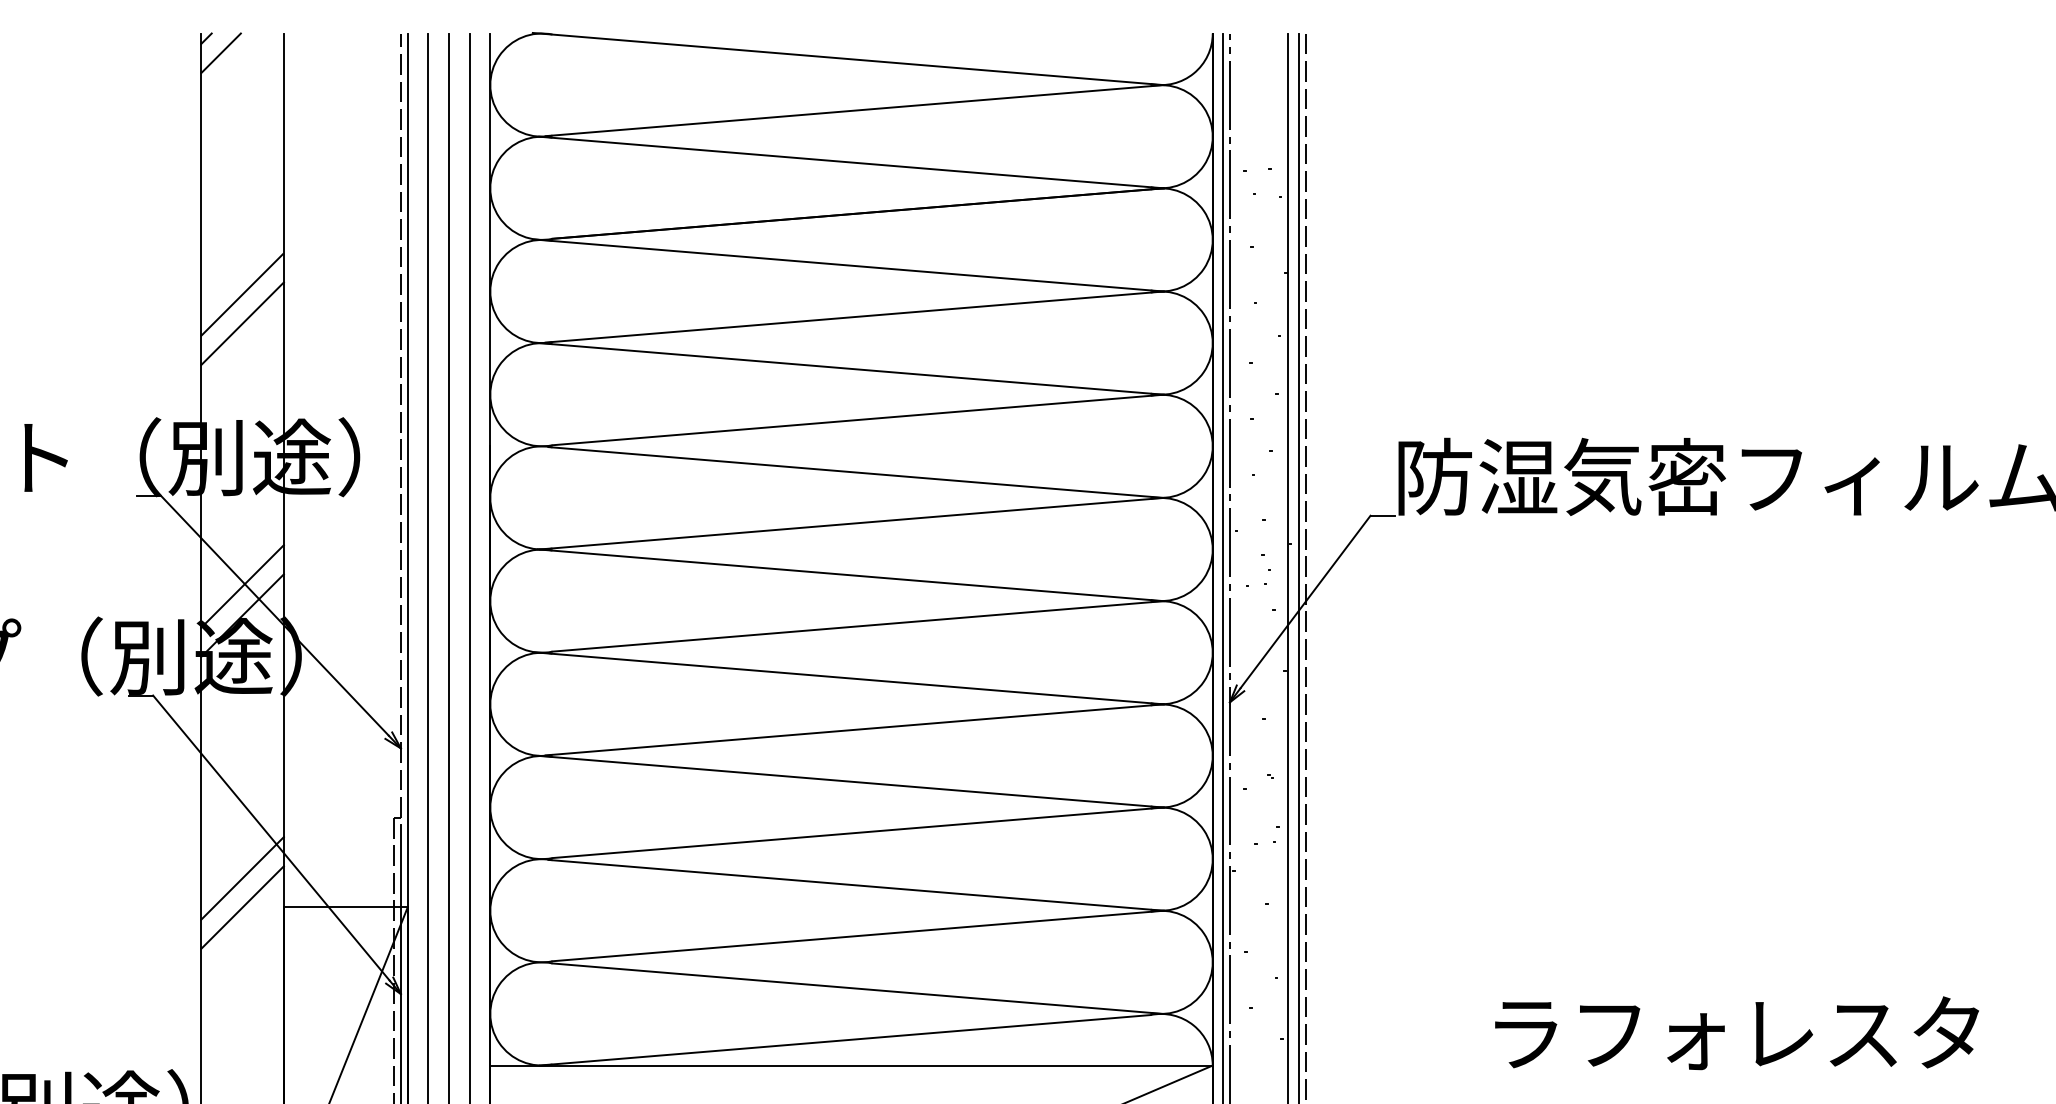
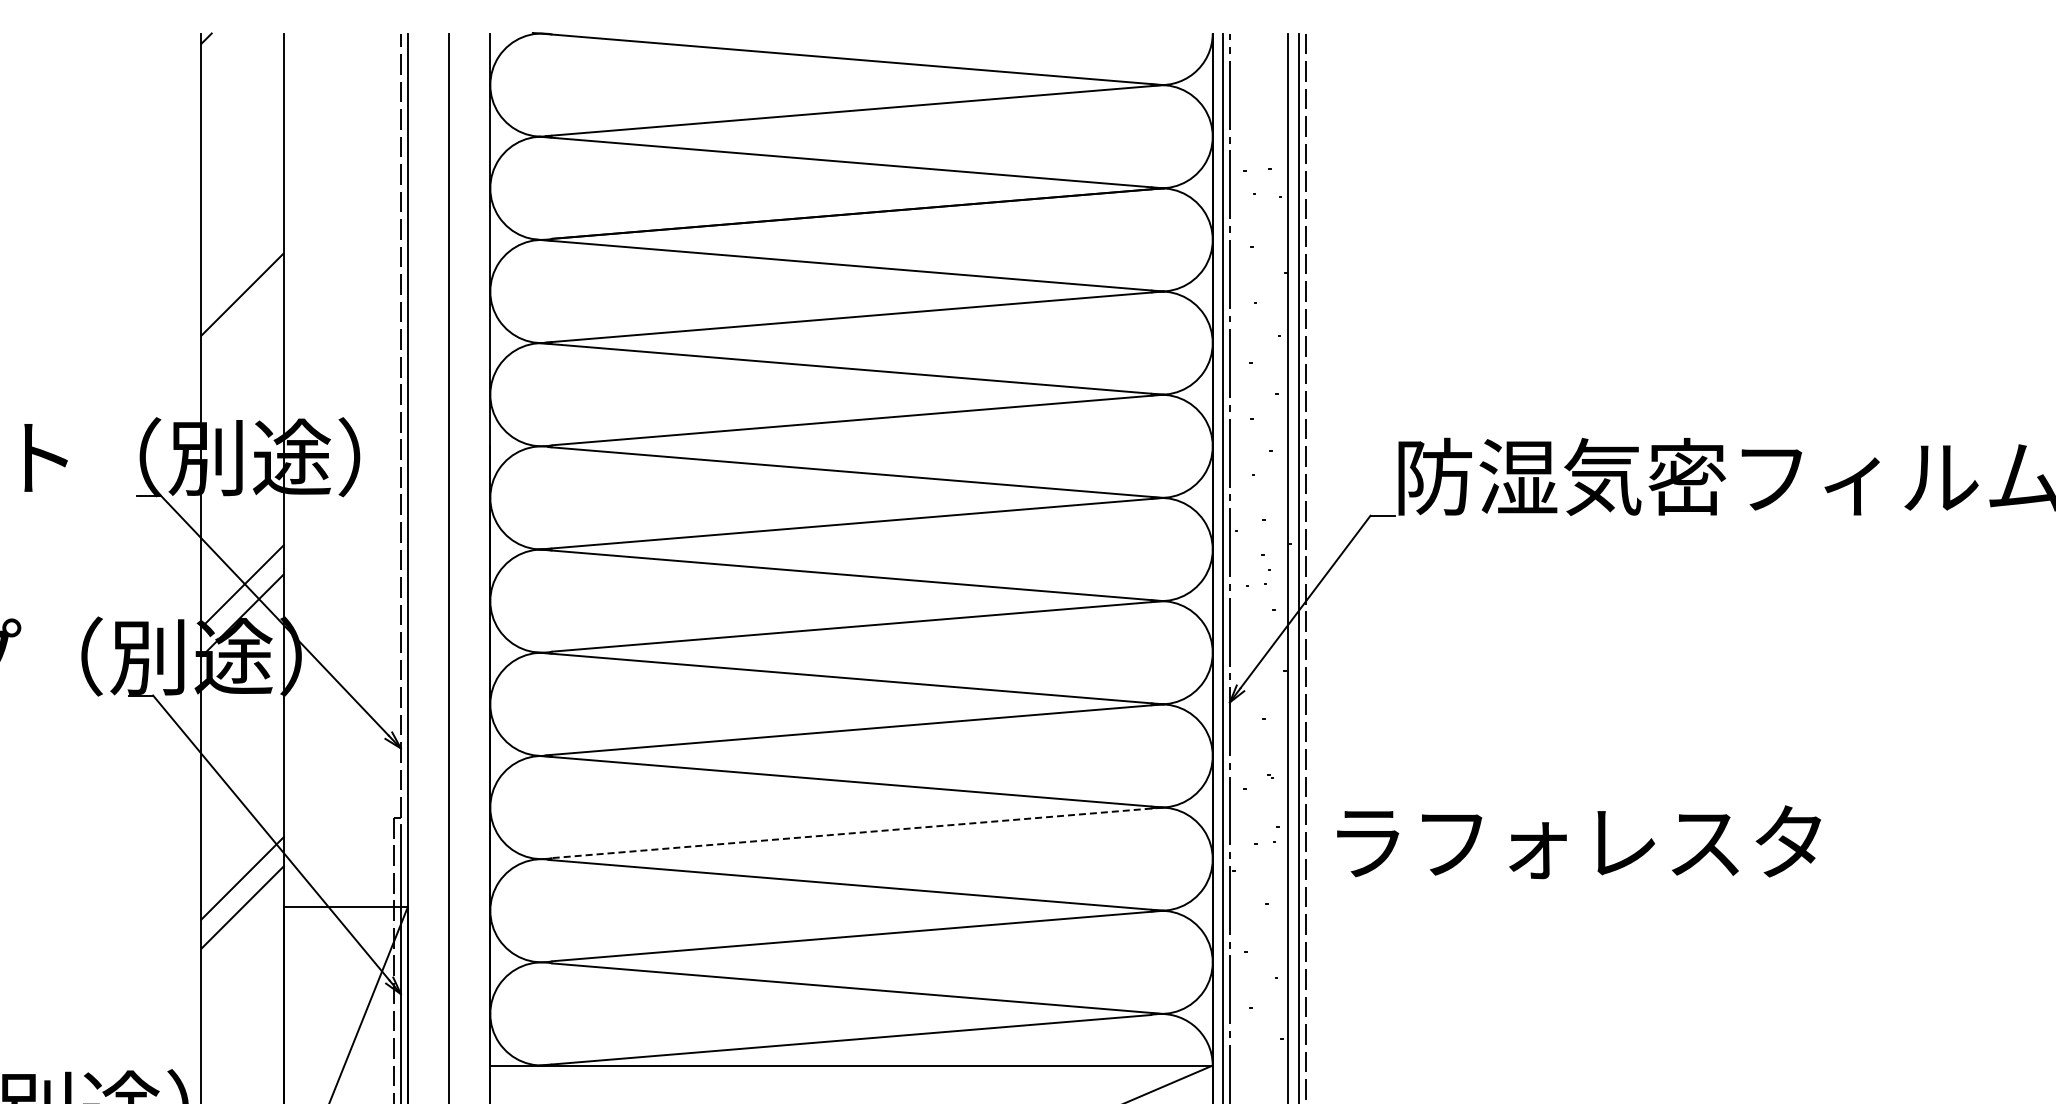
line: present -> none (220, 53)
line: present -> none (242, 323)
line: present -> none (428, 566)
line: present -> none (469, 566)
line: solid -> dashed (858, 832)
text position: (1736, 1033) -> (1578, 842) (1578, 842)
